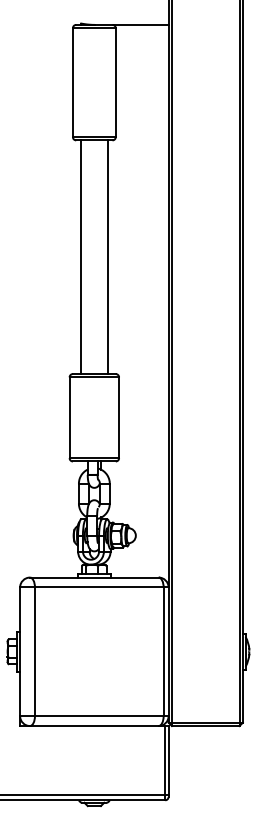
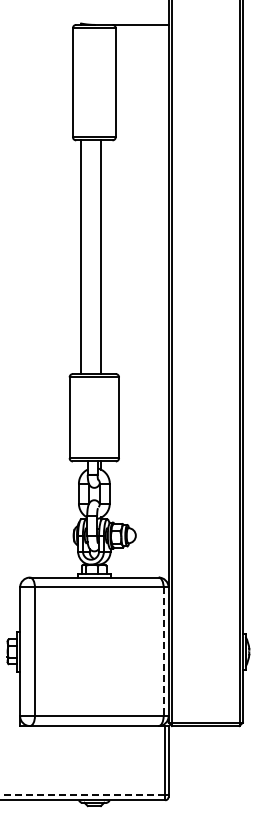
line position: (107, 257) -> (100, 257) (100, 257)
line: solid -> dashed (163, 652)
line: solid -> dashed (82, 795)
